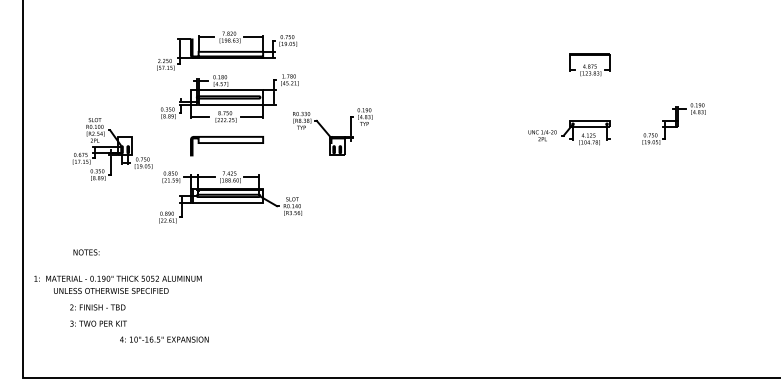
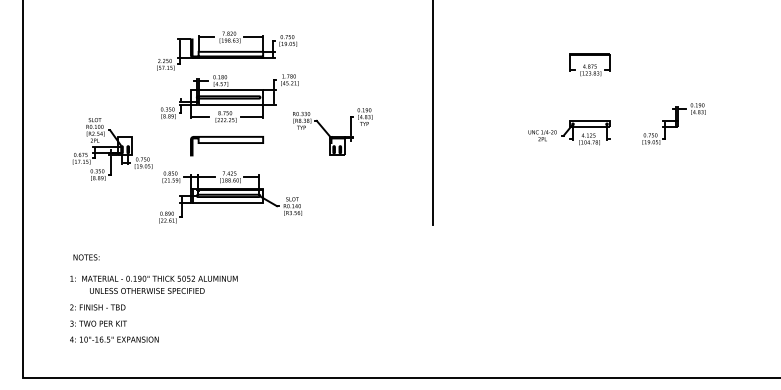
line: none -> present (433, 113)
text position: (86, 252) -> (86, 257) (86, 257)
text position: (117, 284) -> (153, 284) (153, 284)
text position: (164, 339) -> (114, 339) (114, 339)
